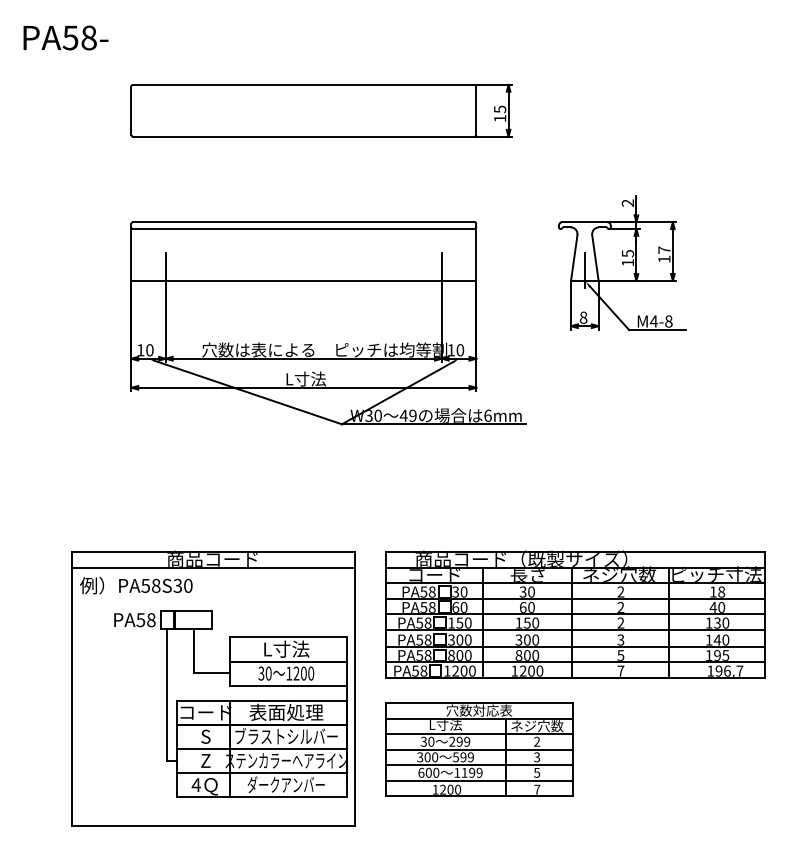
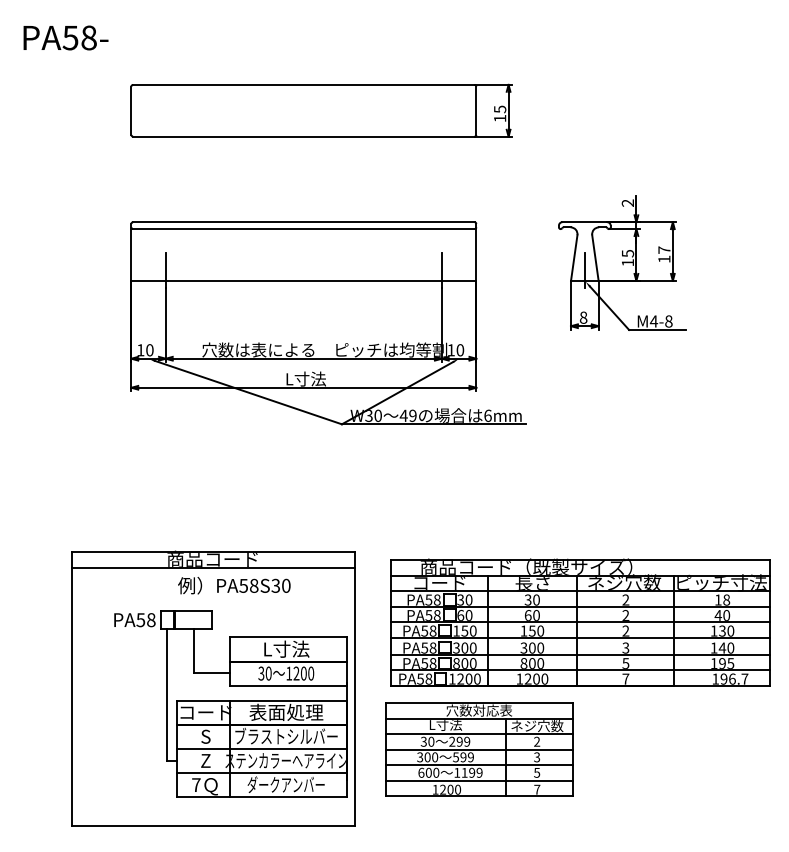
text position: (136, 585) -> (234, 585) (234, 585)
part position: (575, 614) -> (580, 622) (580, 622)
text: 4 -> 7 (195, 784)
